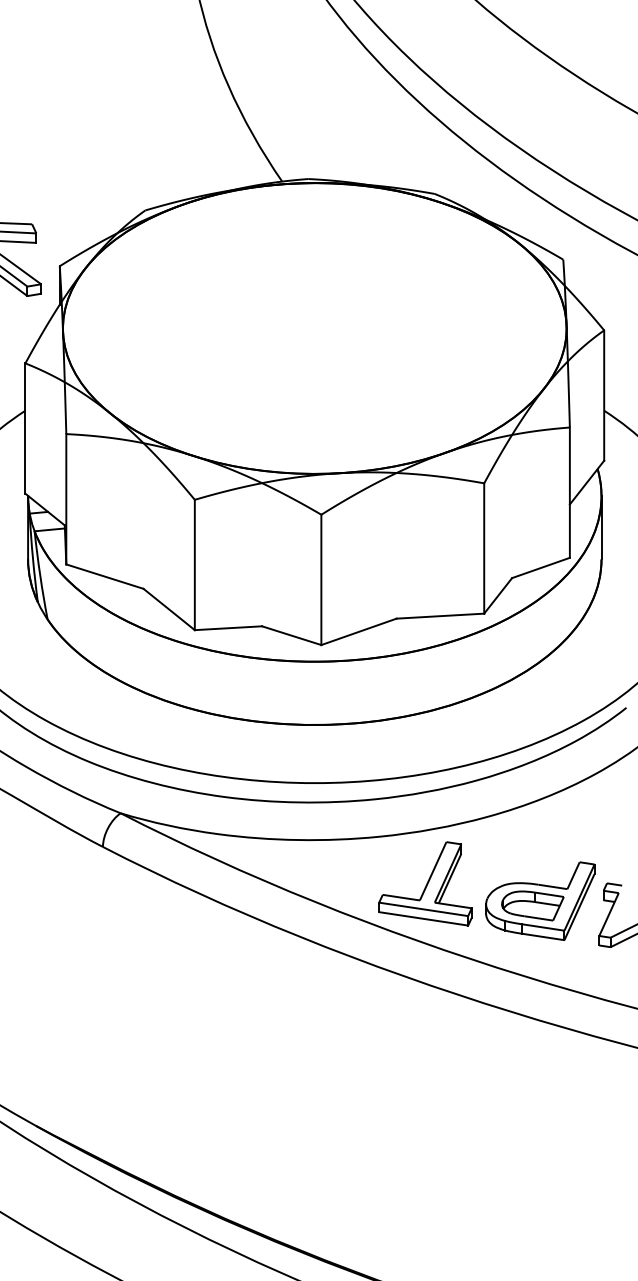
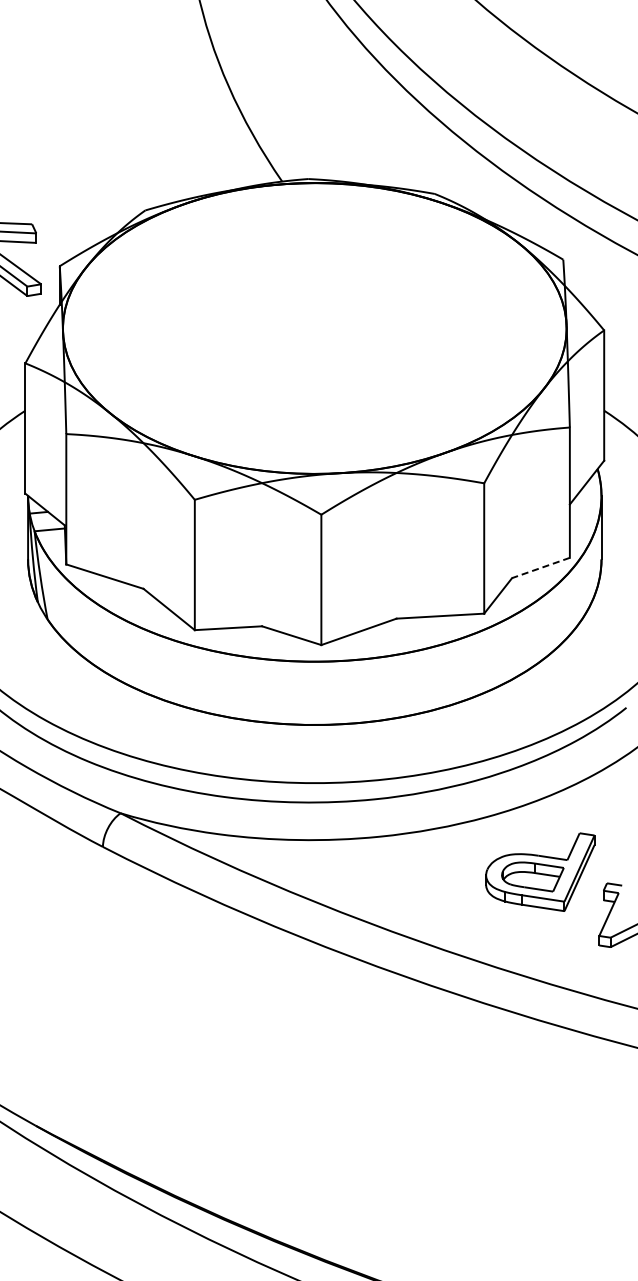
line: solid -> dashed (540, 567)
part: present -> none (425, 883)
part position: (540, 900) -> (540, 871) (540, 871)
